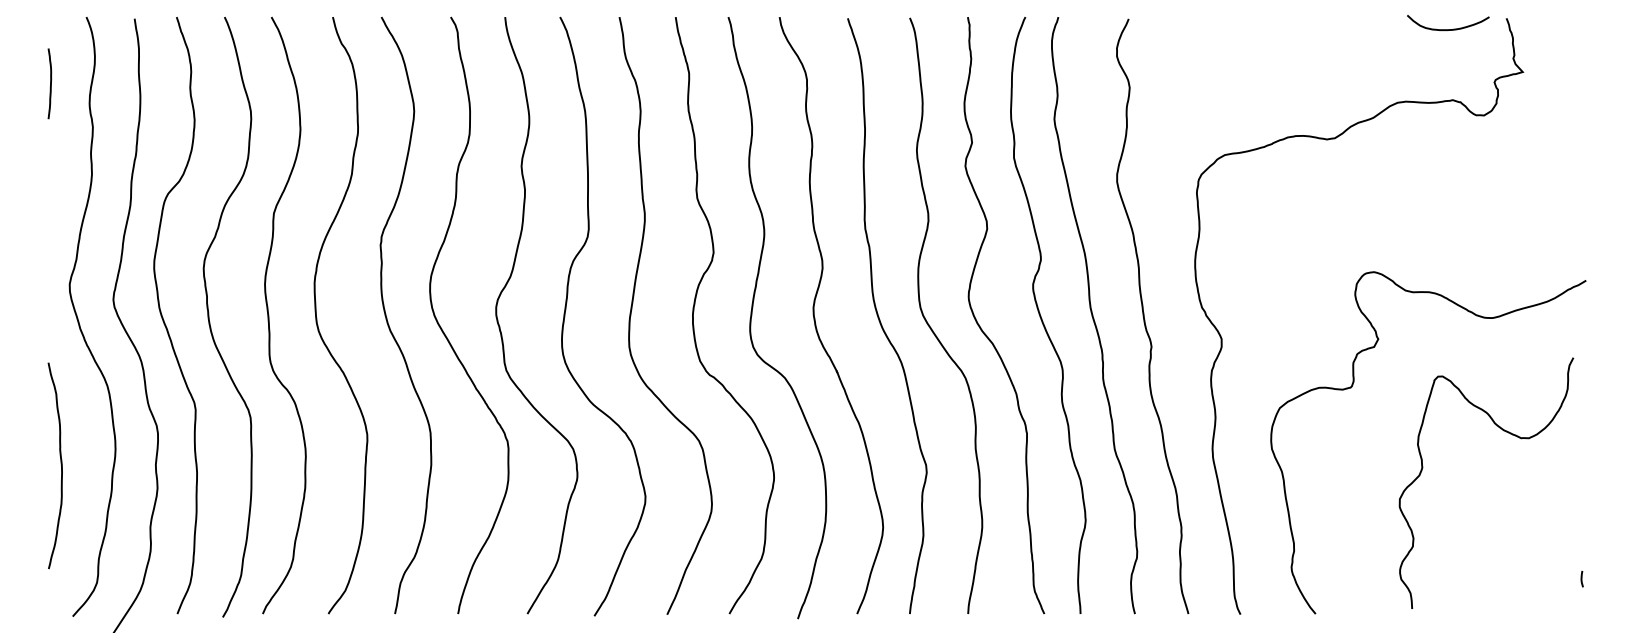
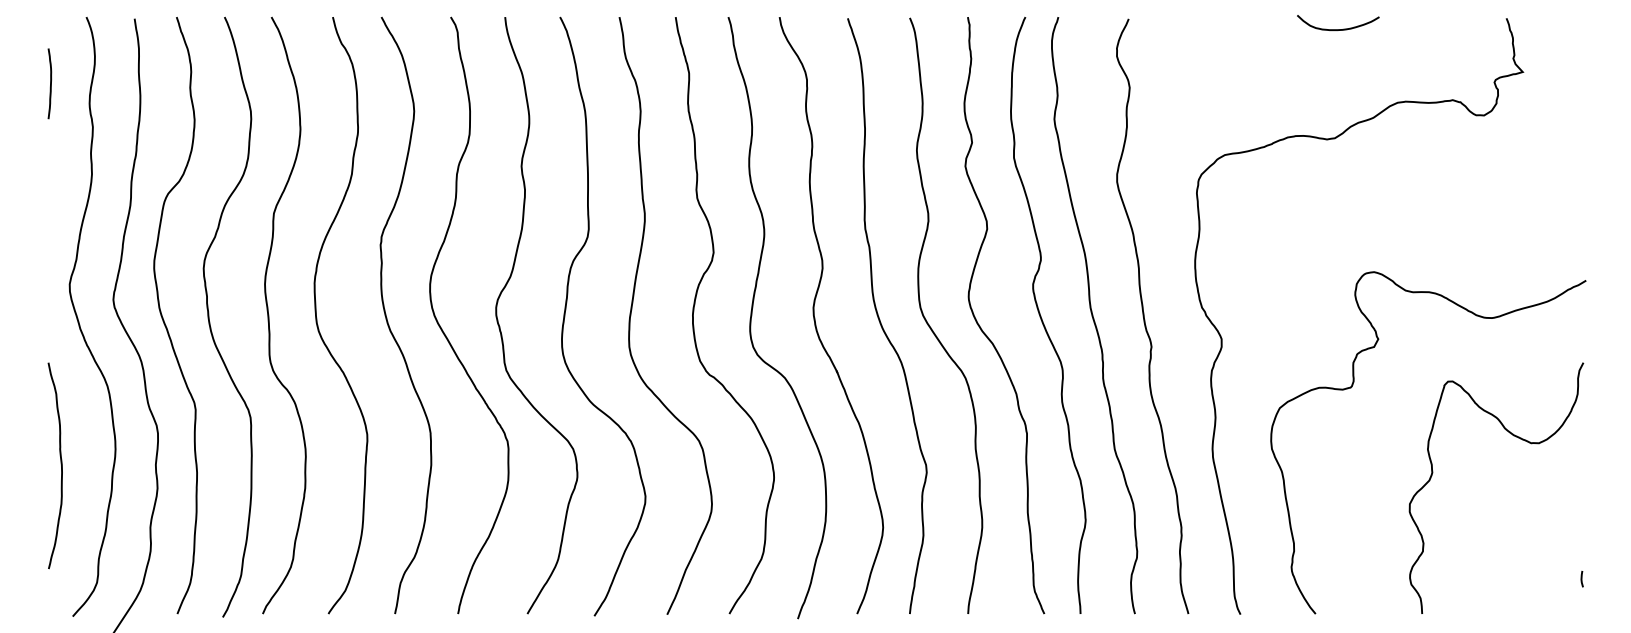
curve position: (1448, 29) -> (1338, 29) (1338, 29)
curve position: (1510, 434) -> (1520, 439) (1520, 439)
